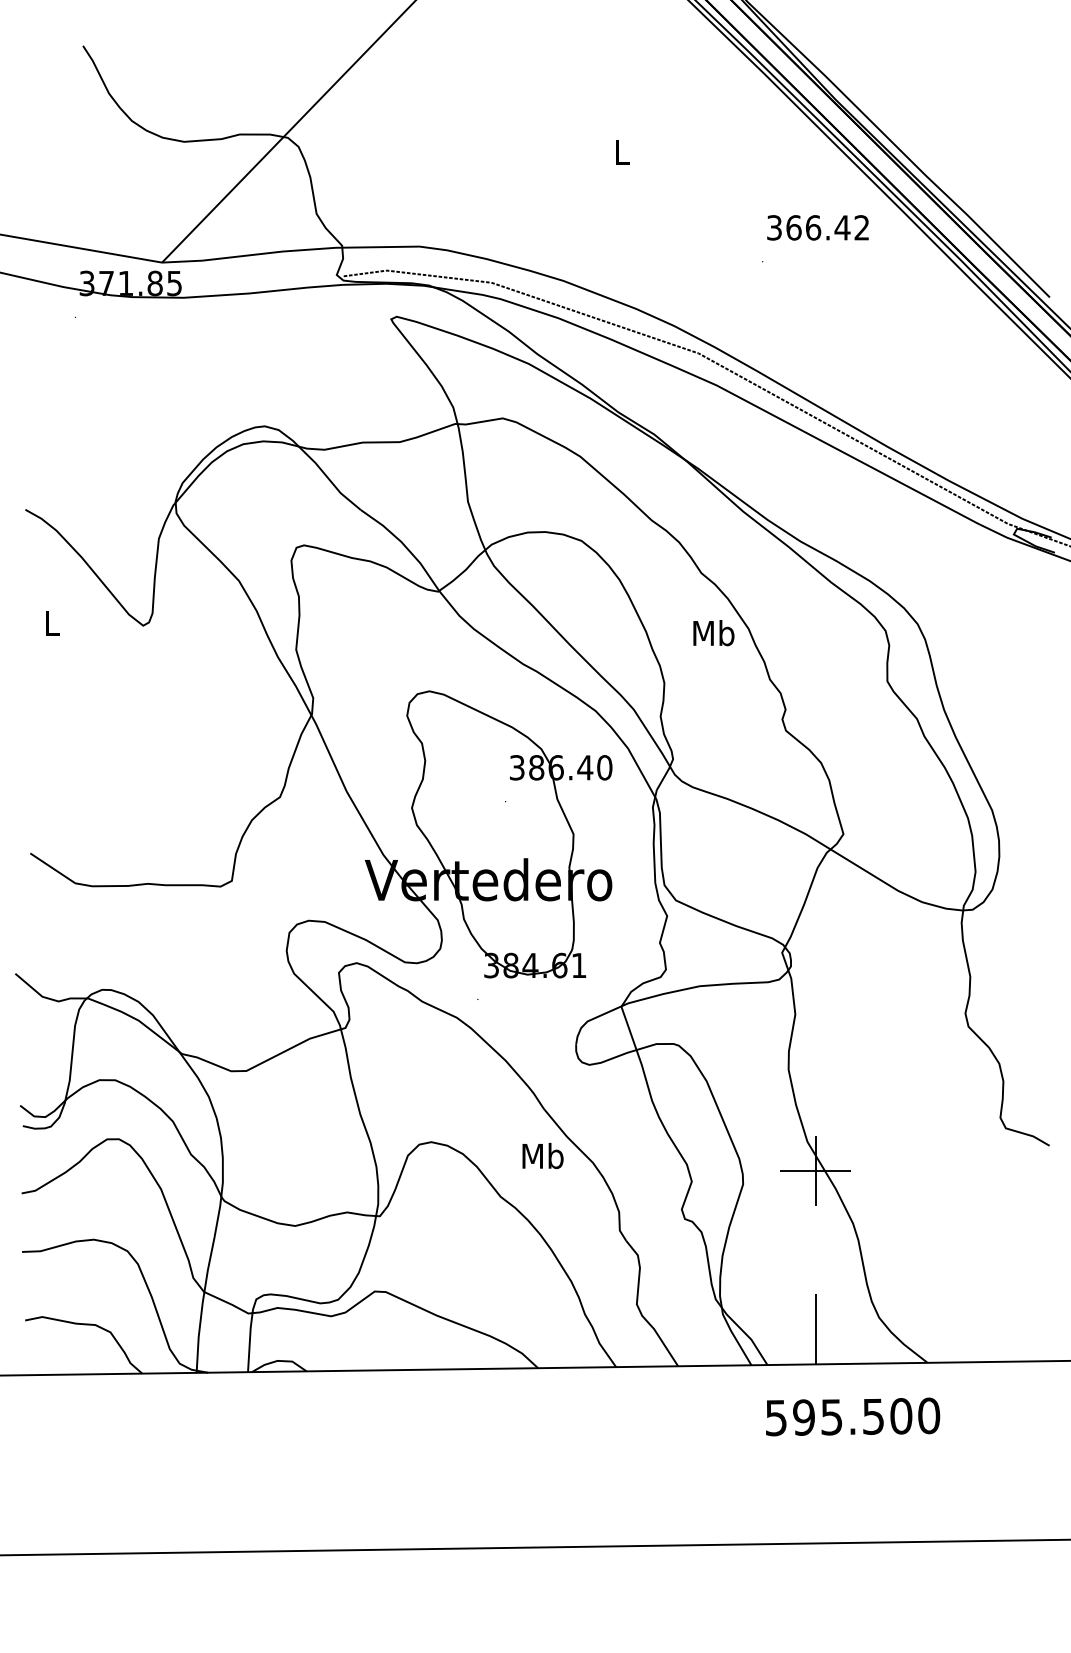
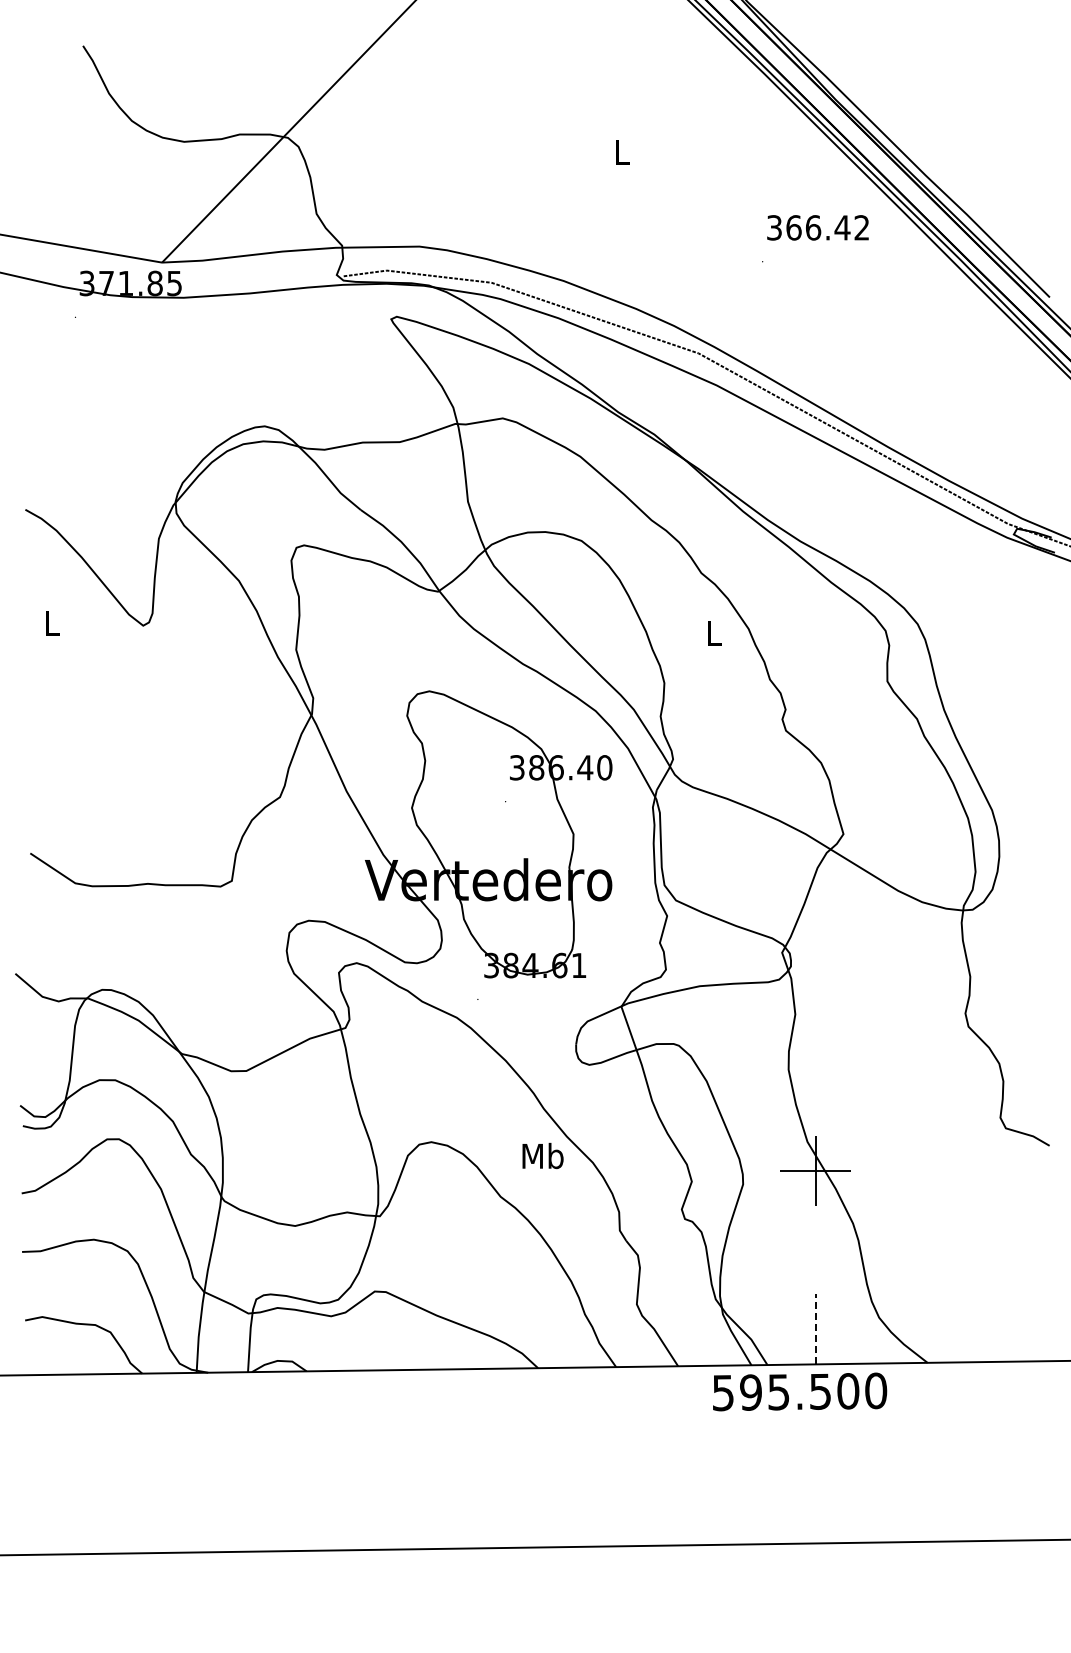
text: Mb -> L (713, 633)
line: solid -> dashed (815, 1328)
text position: (853, 1416) -> (800, 1391) (800, 1391)
